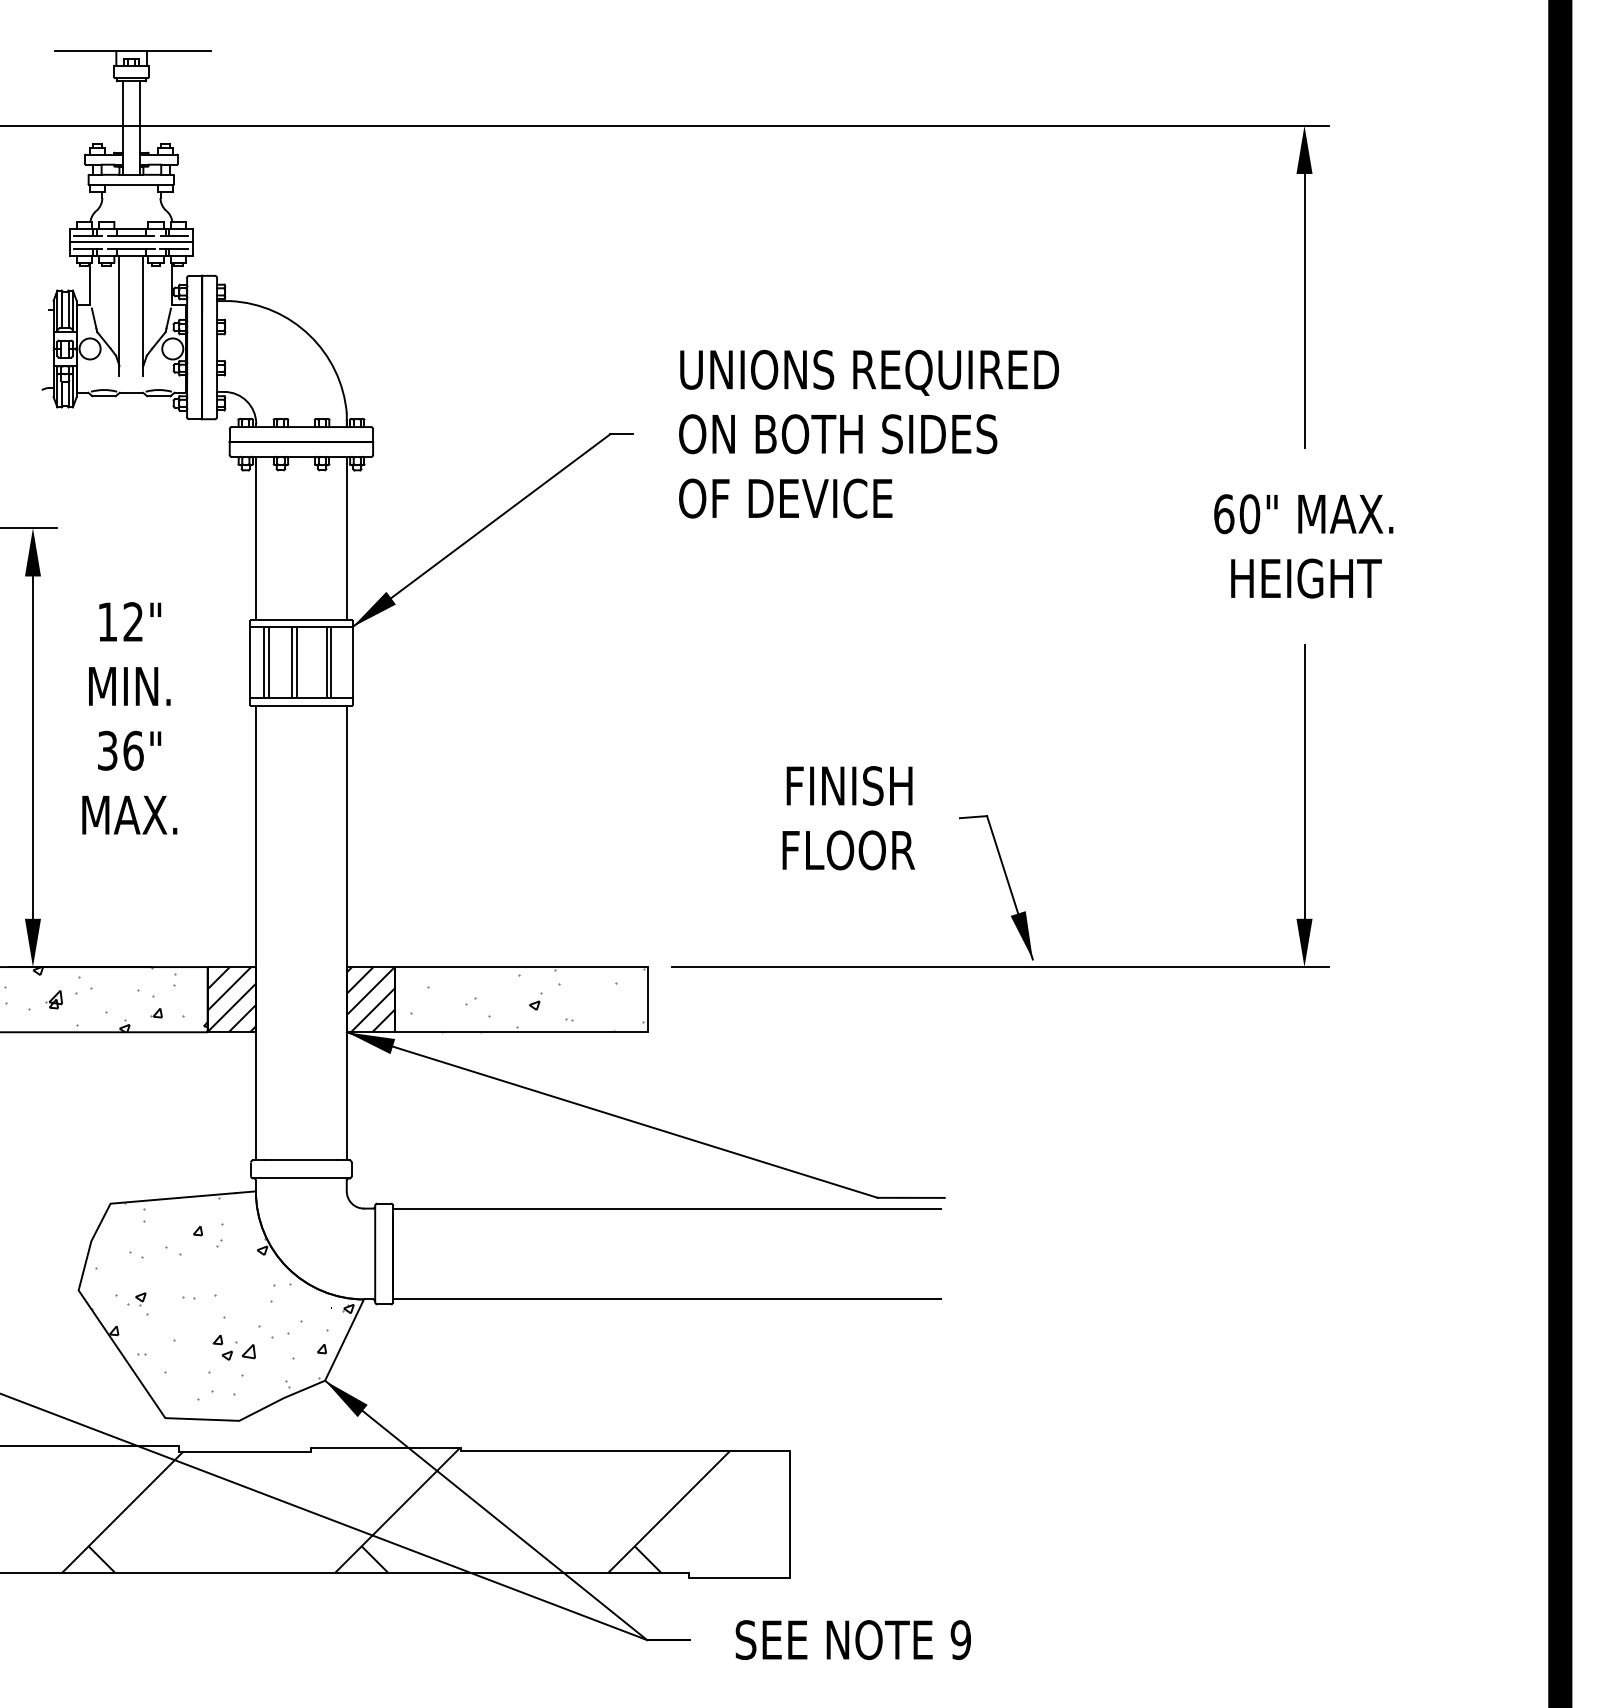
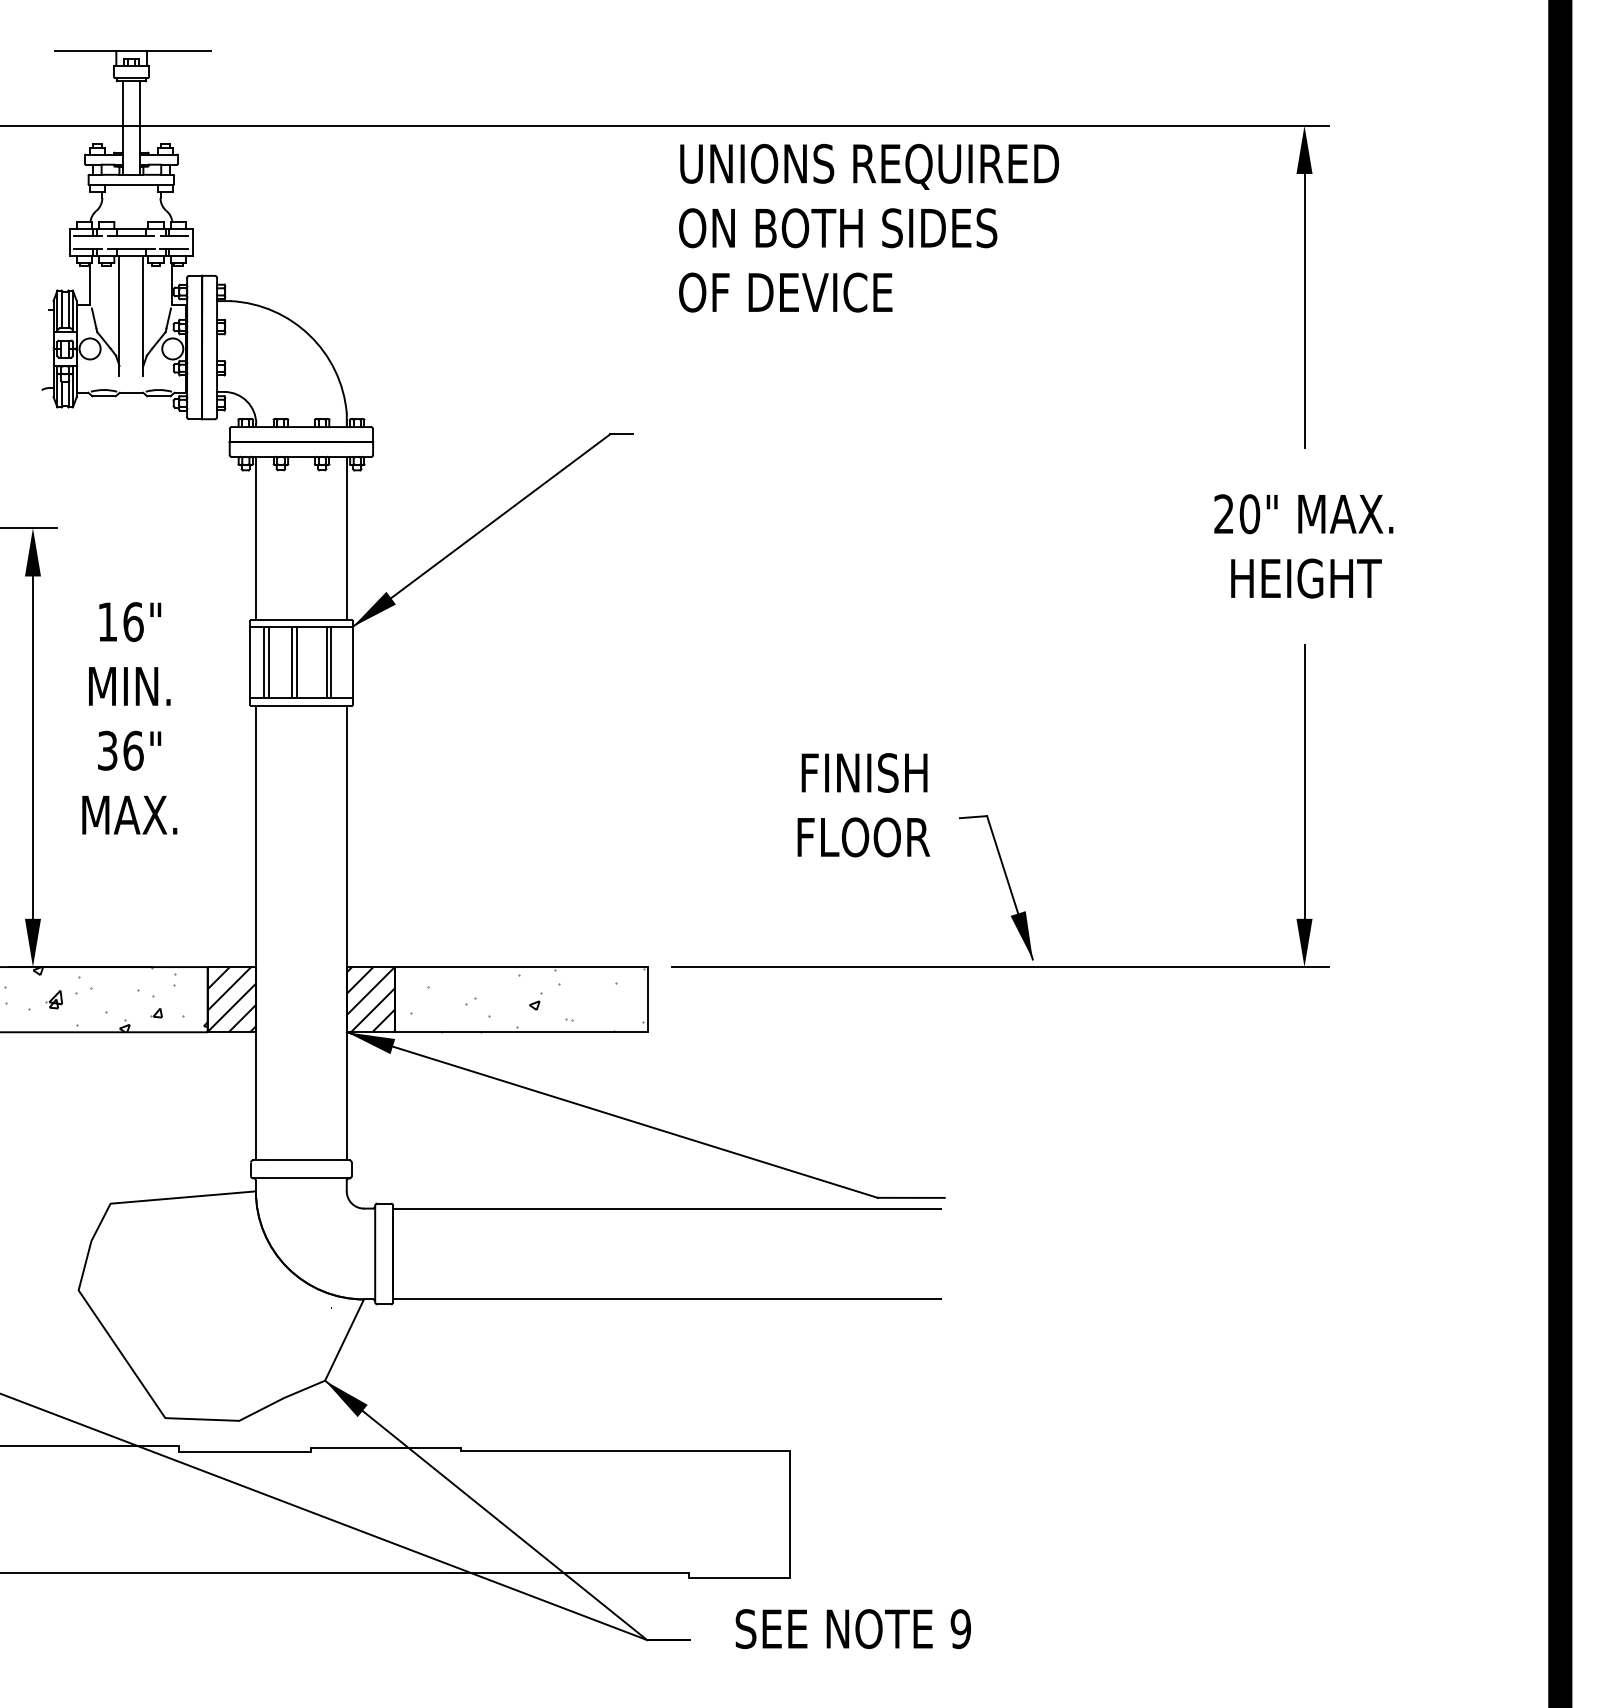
line: present -> none (131, 242)
text position: (868, 433) -> (868, 227) (868, 227)
text: 60" -> 20" (1224, 514)
text: 12" -> 16" (133, 621)
text position: (848, 818) -> (863, 805) (863, 805)
hatch: present -> none (222, 1295)
hatch: present -> none (395, 1509)
text position: (852, 1639) -> (852, 1628) (852, 1628)
